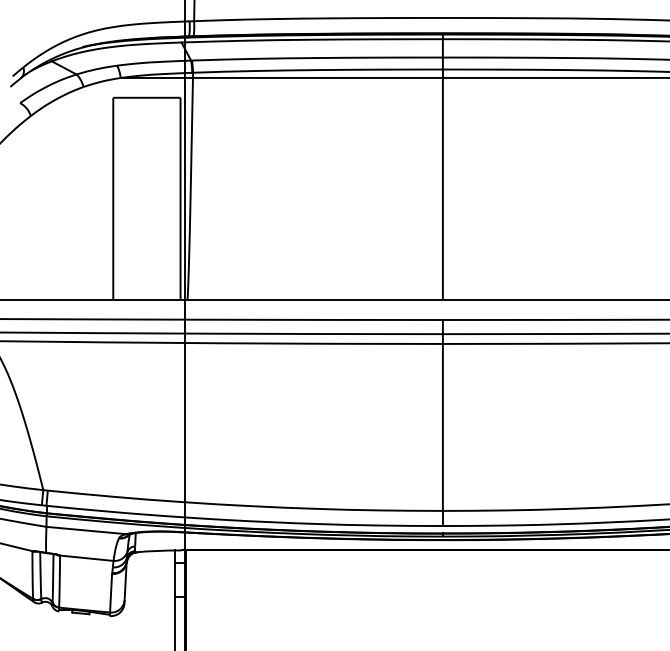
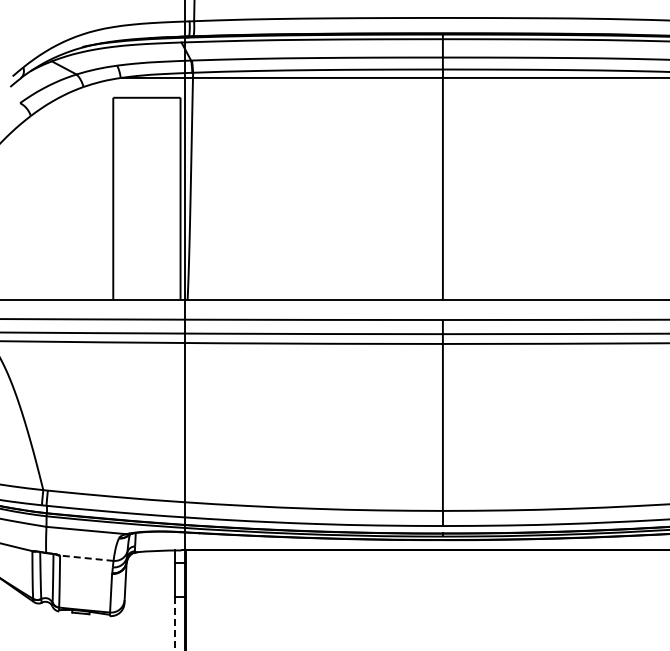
line: solid -> dashed (86, 558)
line: solid -> dashed (175, 623)
